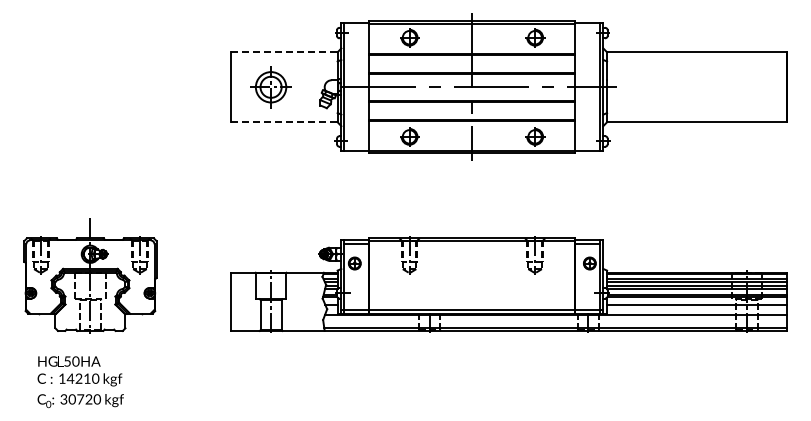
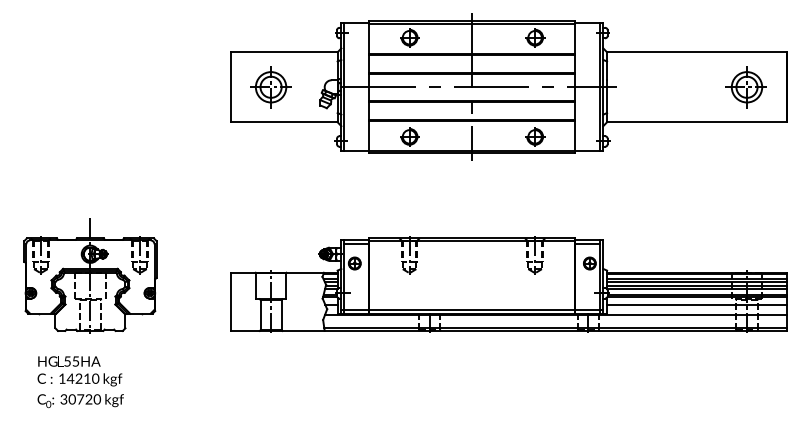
line: dashed -> solid (285, 52)
part: none -> present (745, 87)
line: dashed -> solid (285, 122)
text: 50HA -> 55HA (75, 361)
